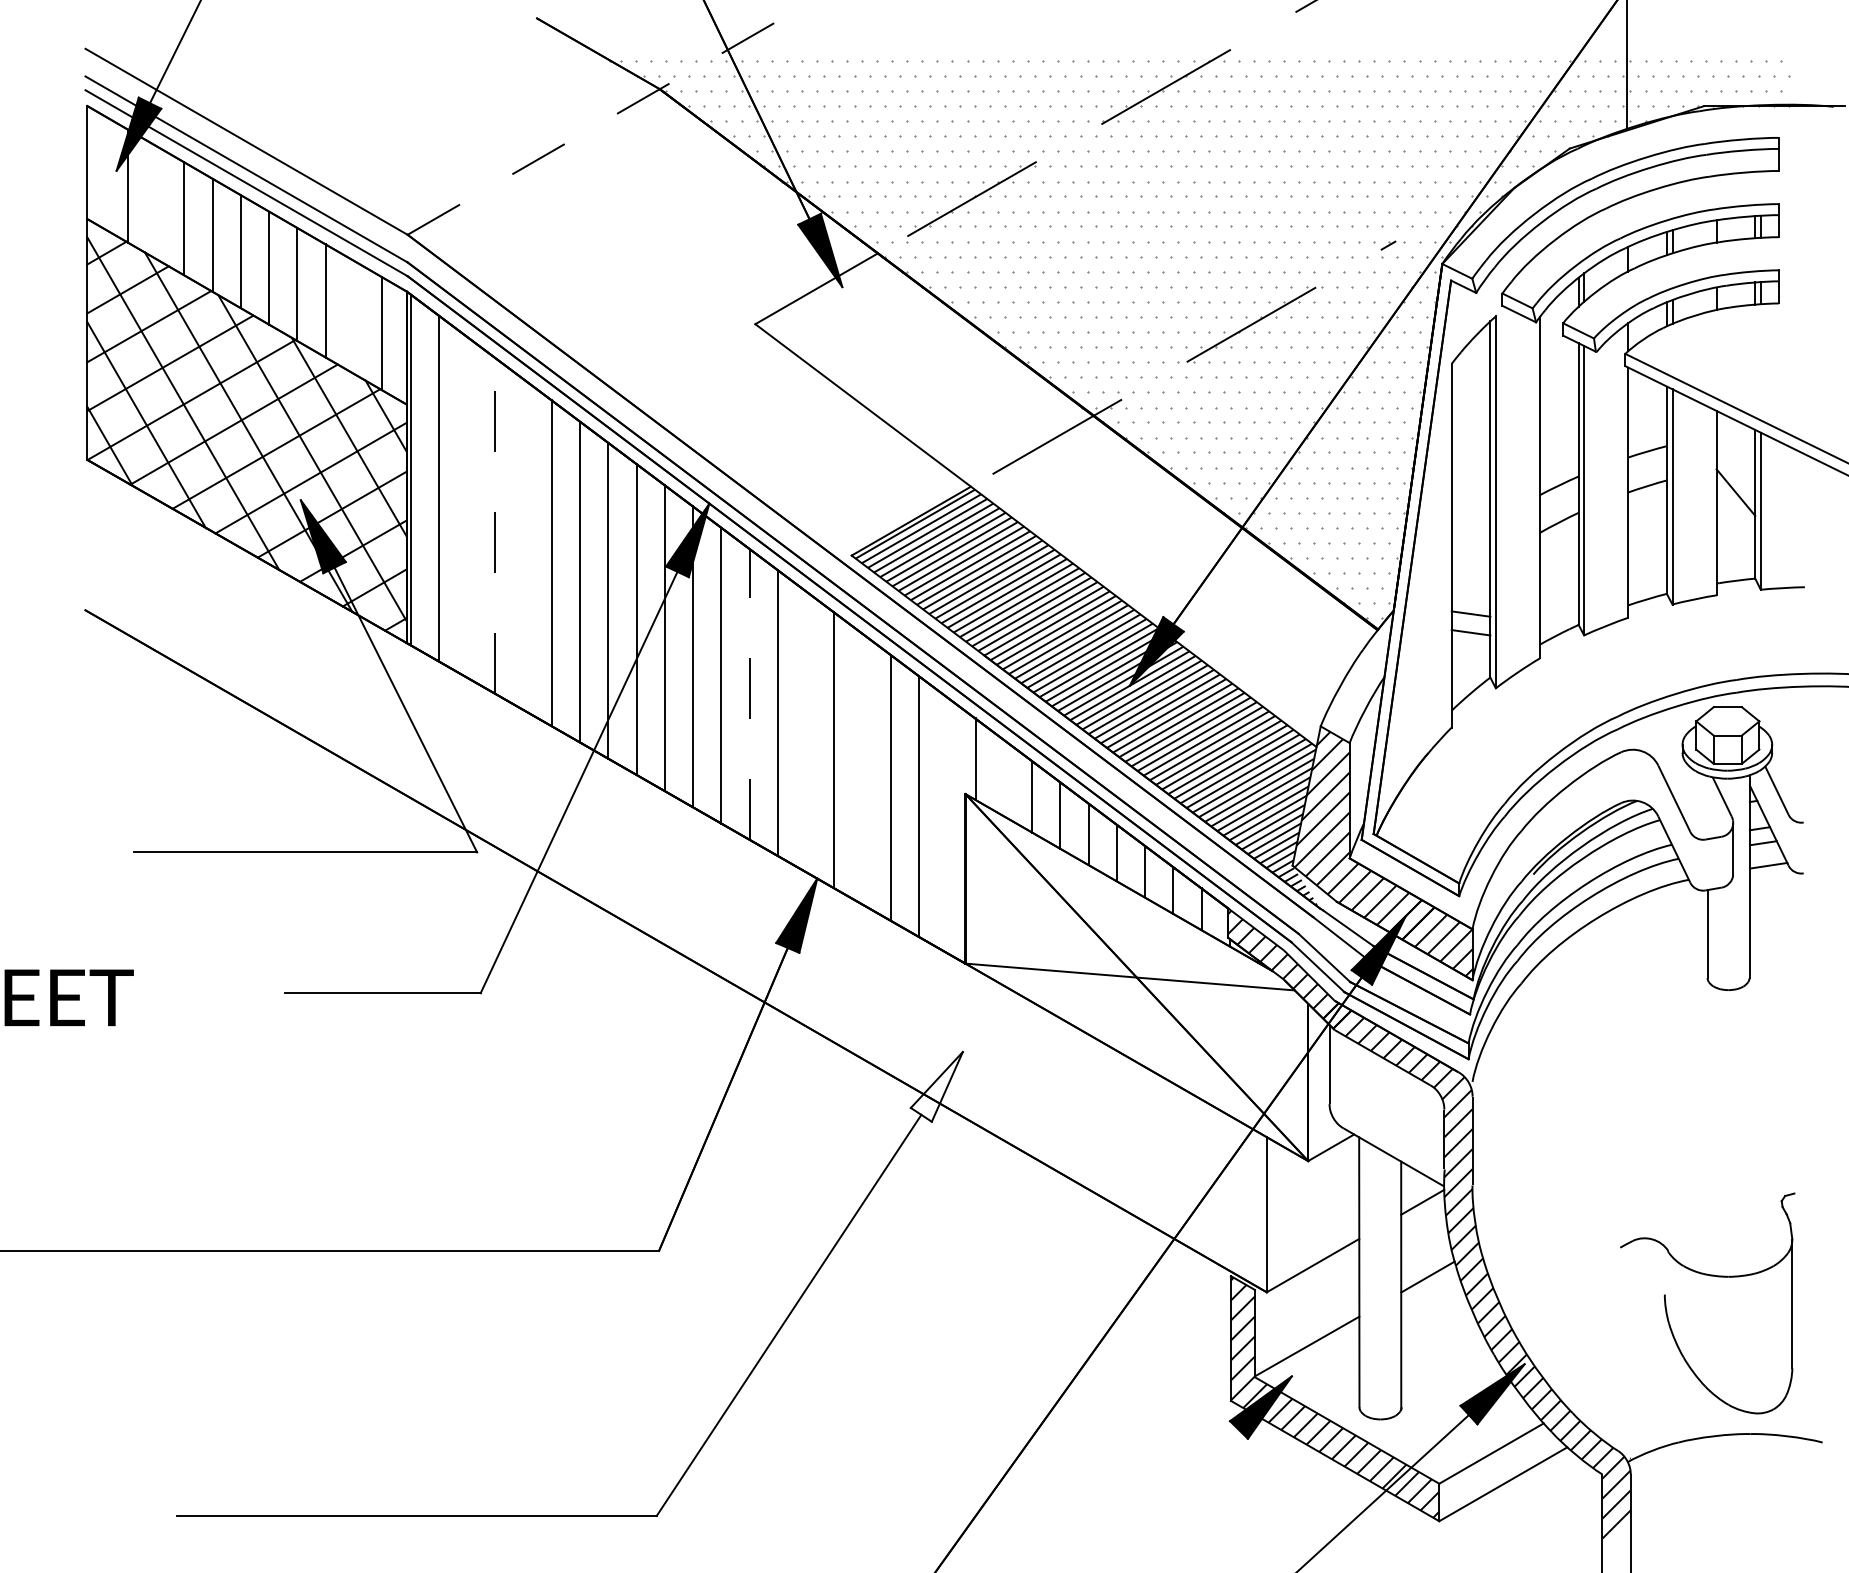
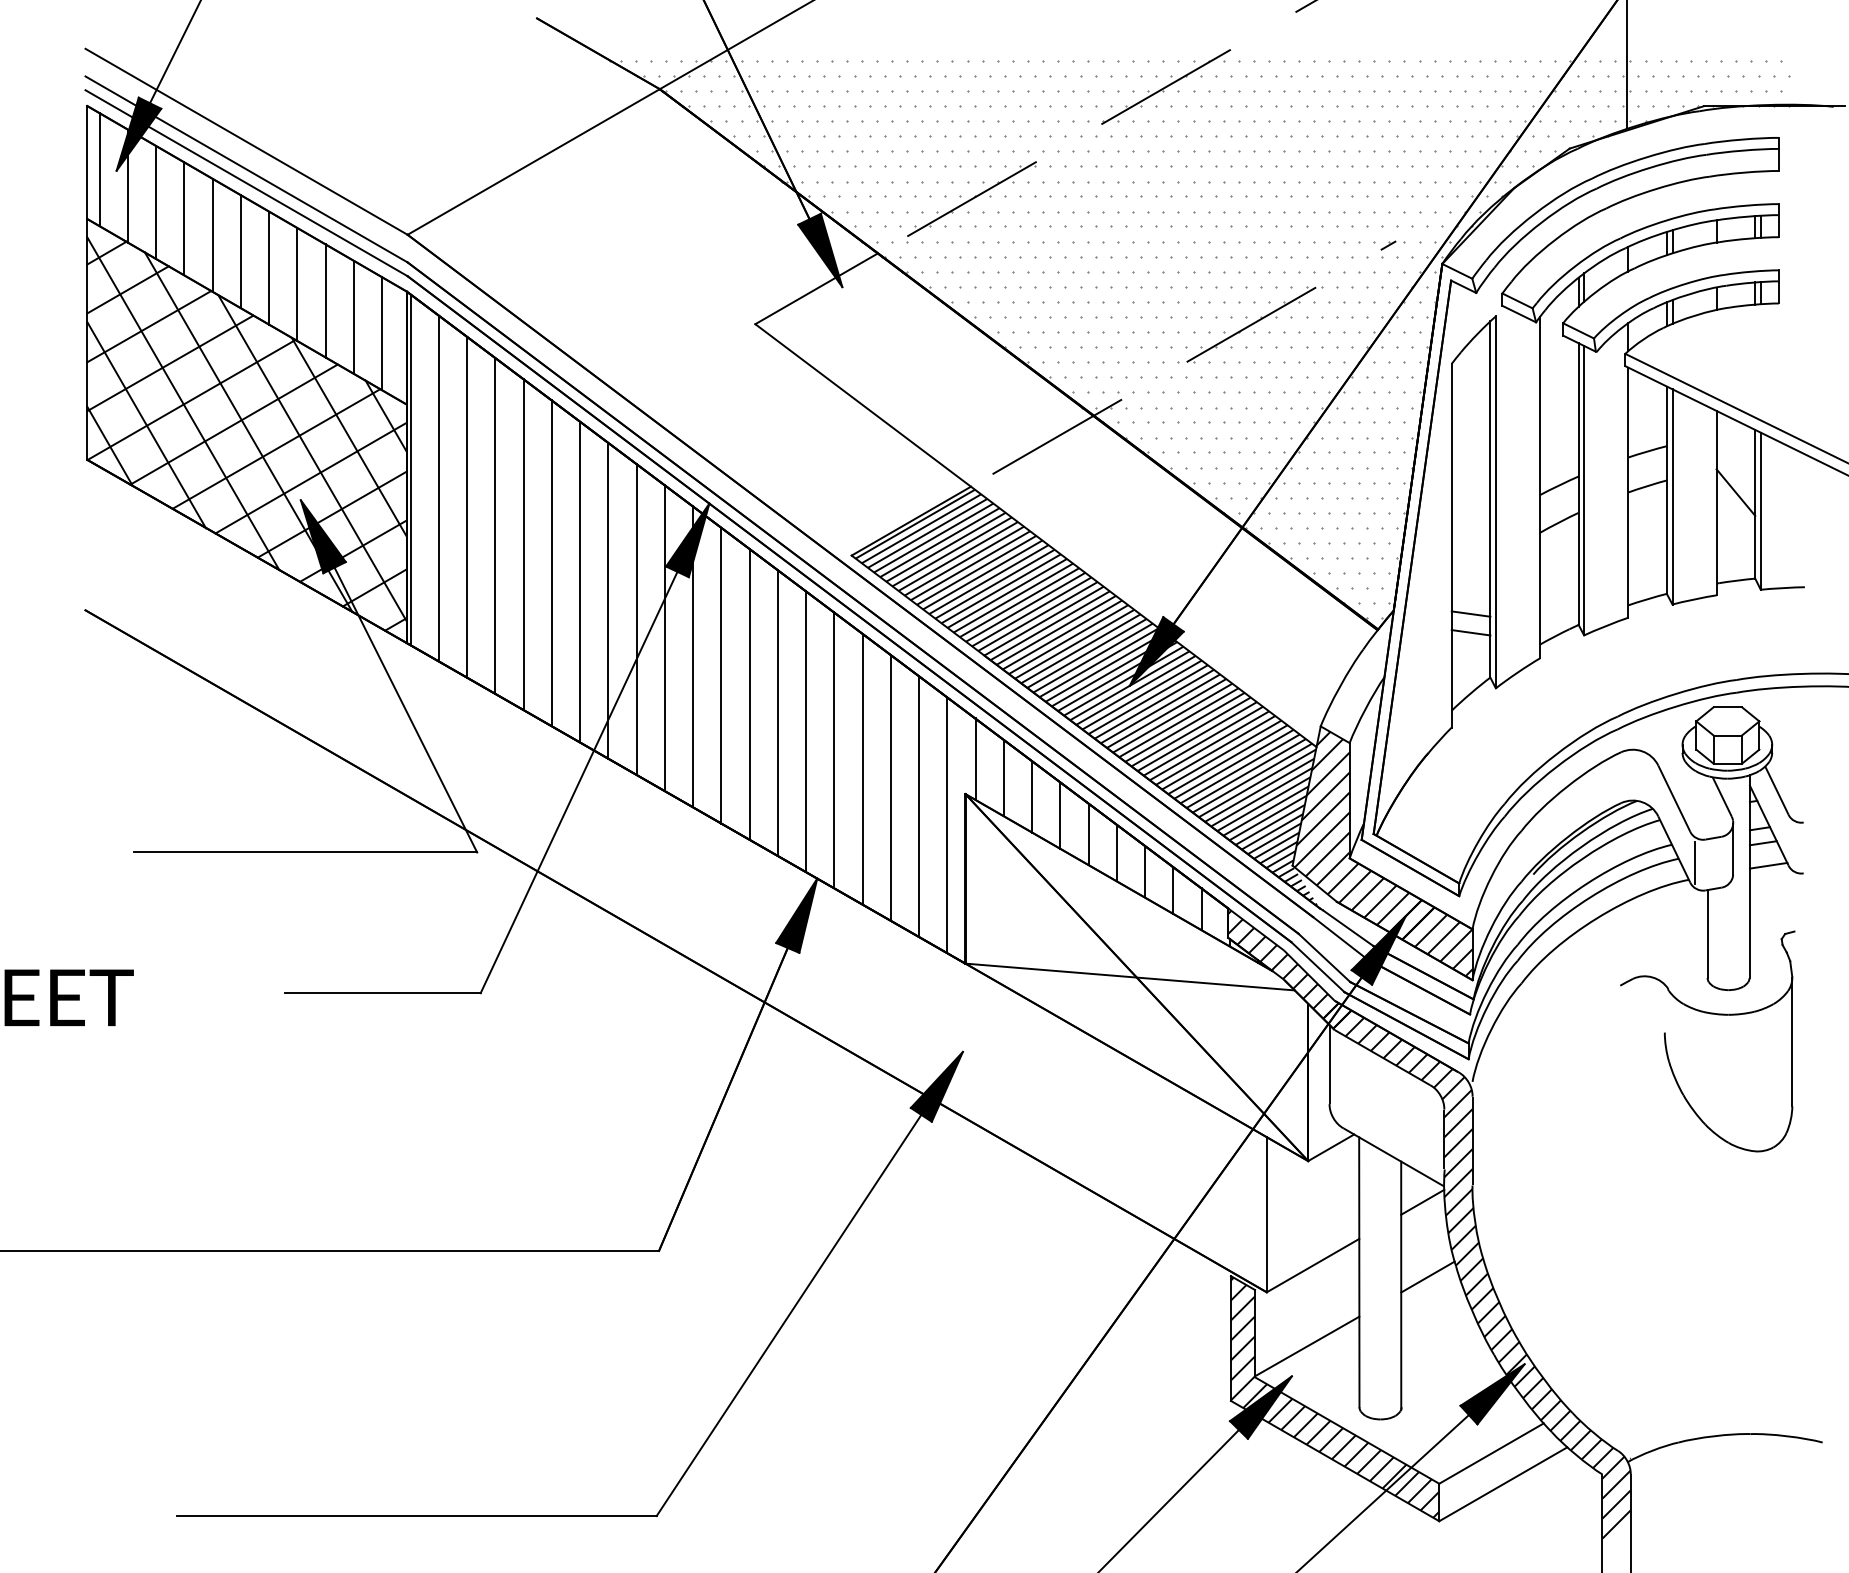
line: dashed -> solid (611, 117)
line: none -> present (99, 169)
line: none -> present (156, 202)
line: none -> present (354, 316)
line: none -> present (467, 506)
line: dashed -> solid (495, 525)
line: none -> present (523, 544)
line: dashed -> solid (749, 693)
line: none -> present (806, 731)
line: none -> present (862, 768)
line: none -> present (1003, 778)
line: none -> present (947, 825)
line: none -> present (1695, 862)
fill: none -> present (936, 1086)
part position: (1710, 1276) -> (1710, 1014) (1710, 1014)
line: none -> present (1169, 1499)
